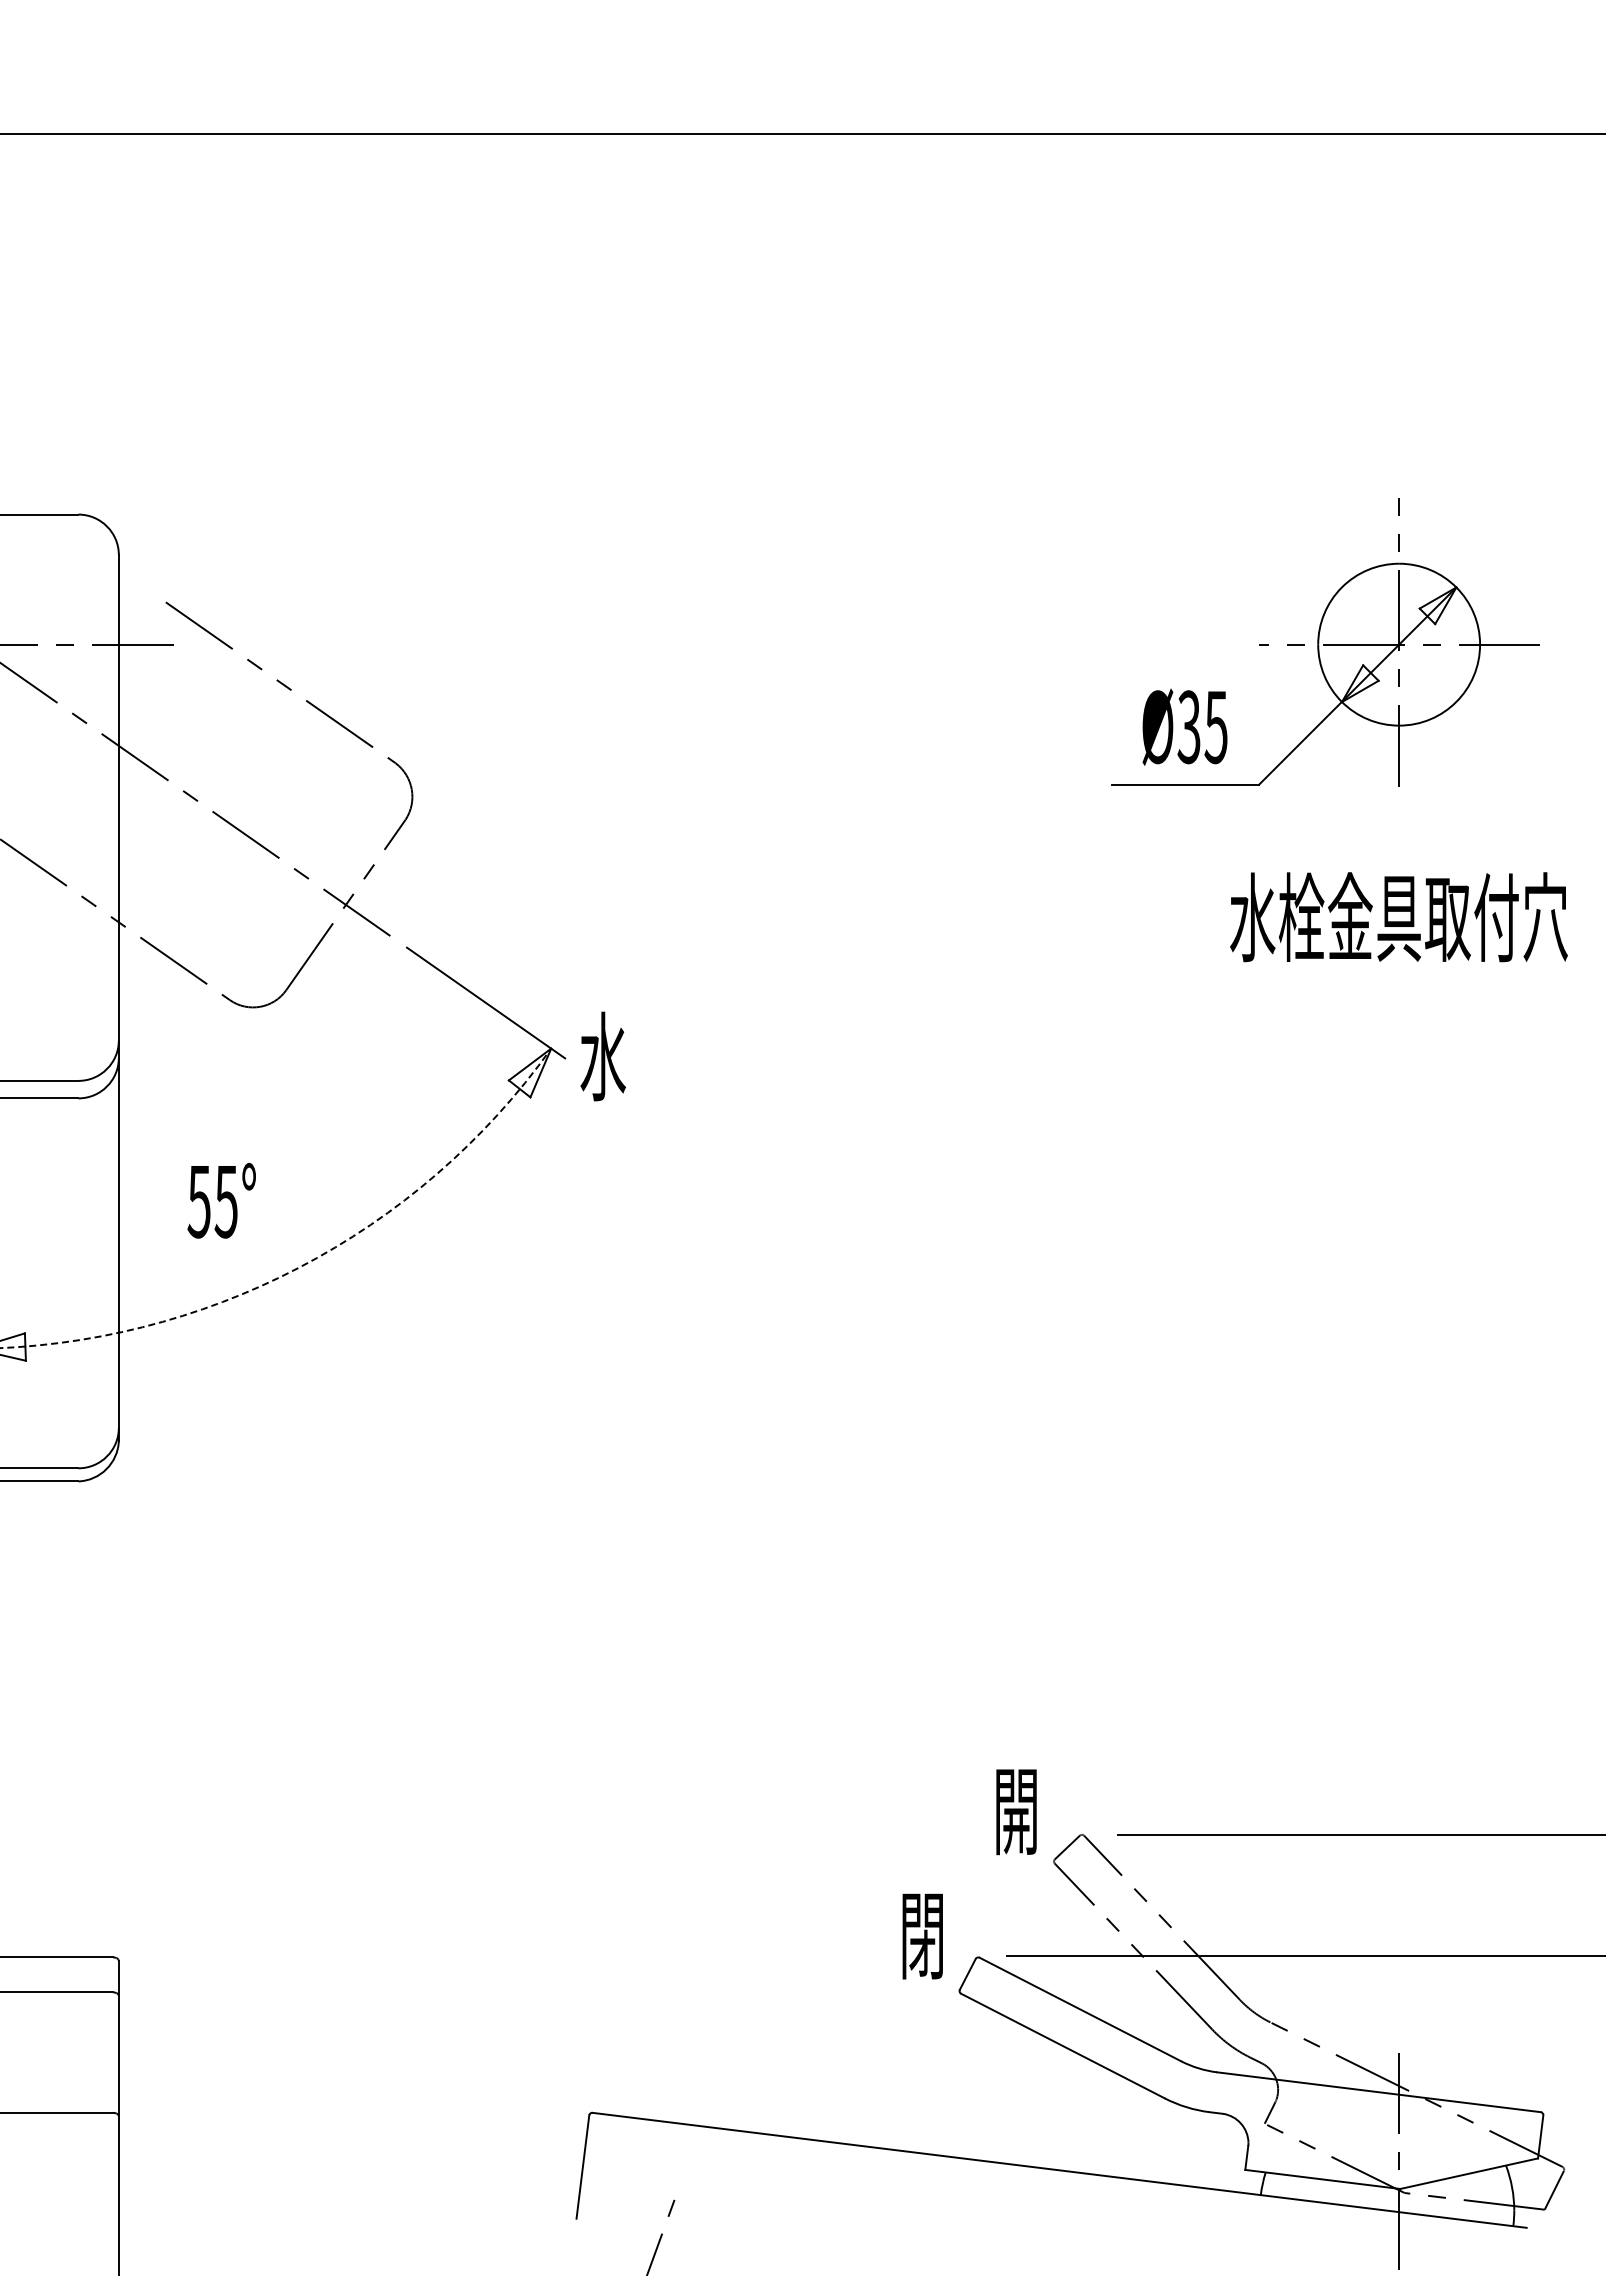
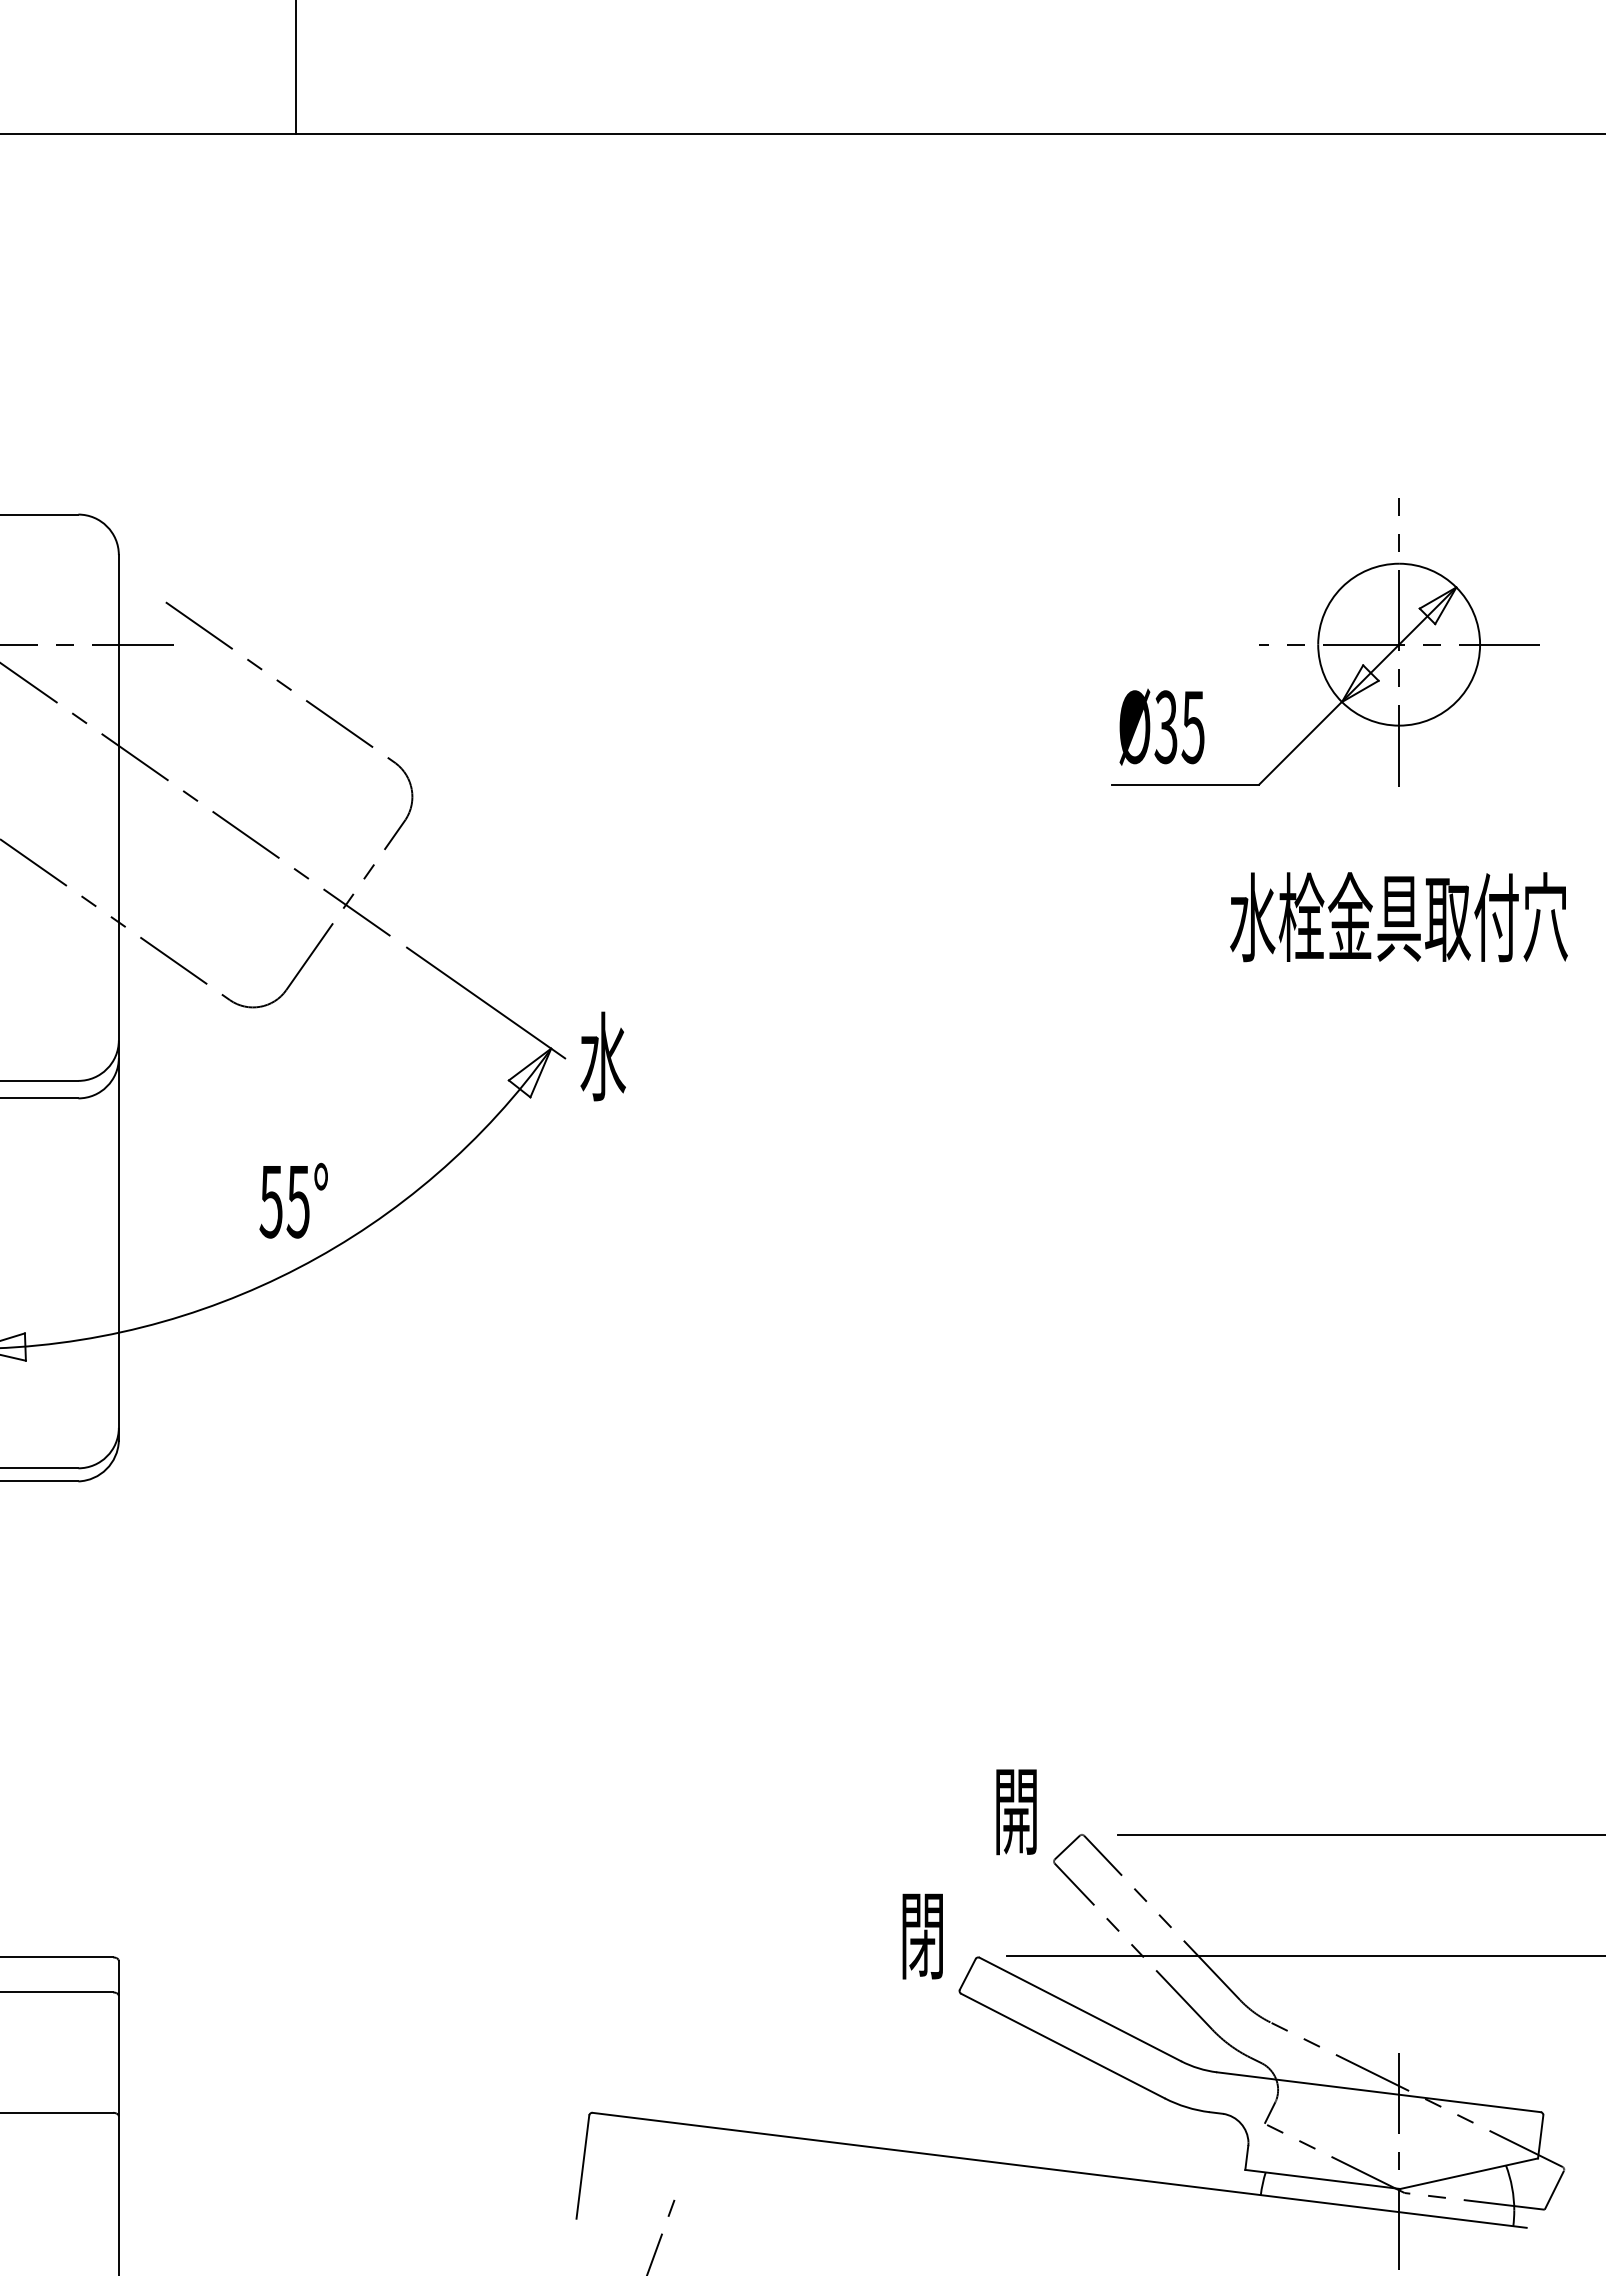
line: none -> present (296, 67)
text position: (1184, 726) -> (1161, 726) (1161, 726)
text position: (221, 1200) -> (293, 1200) (293, 1200)
arc: dashed -> solid (311, 1261)
